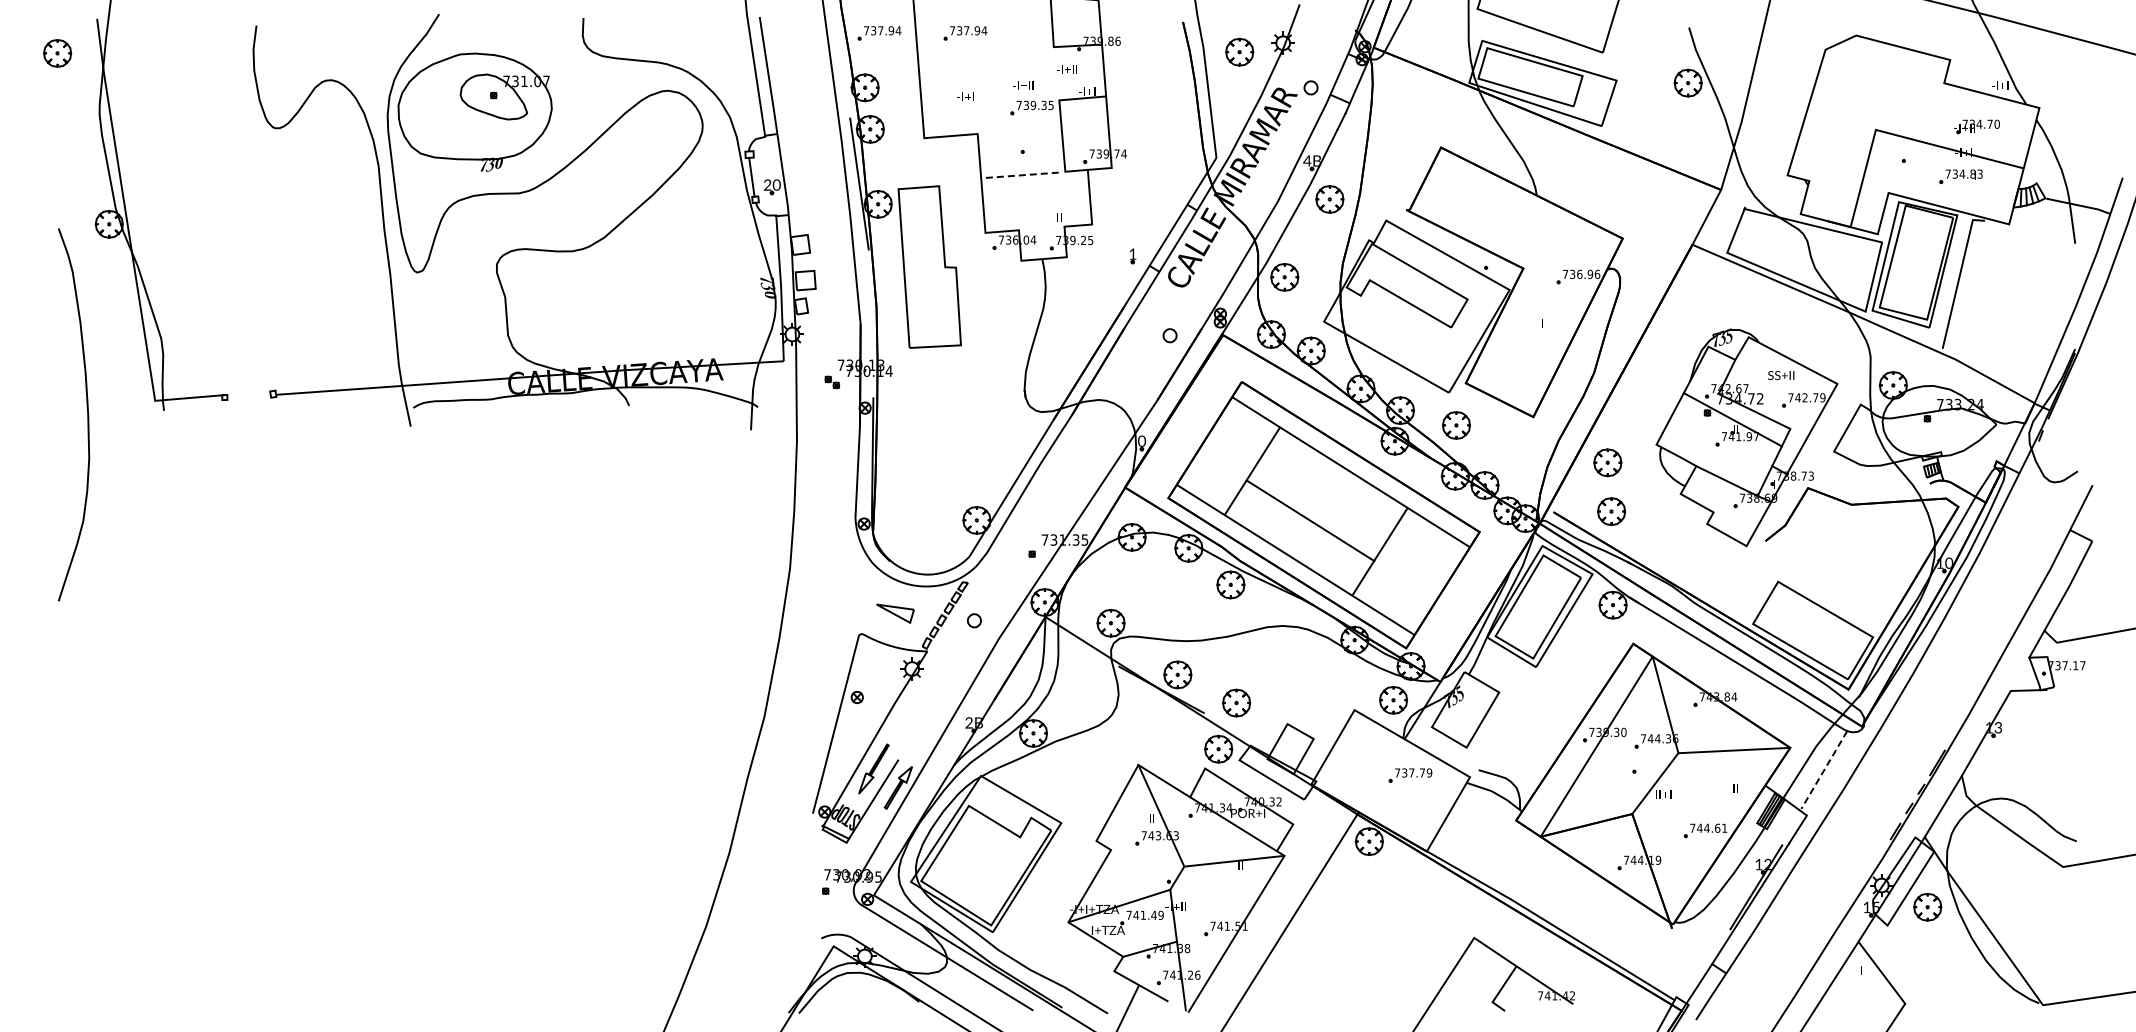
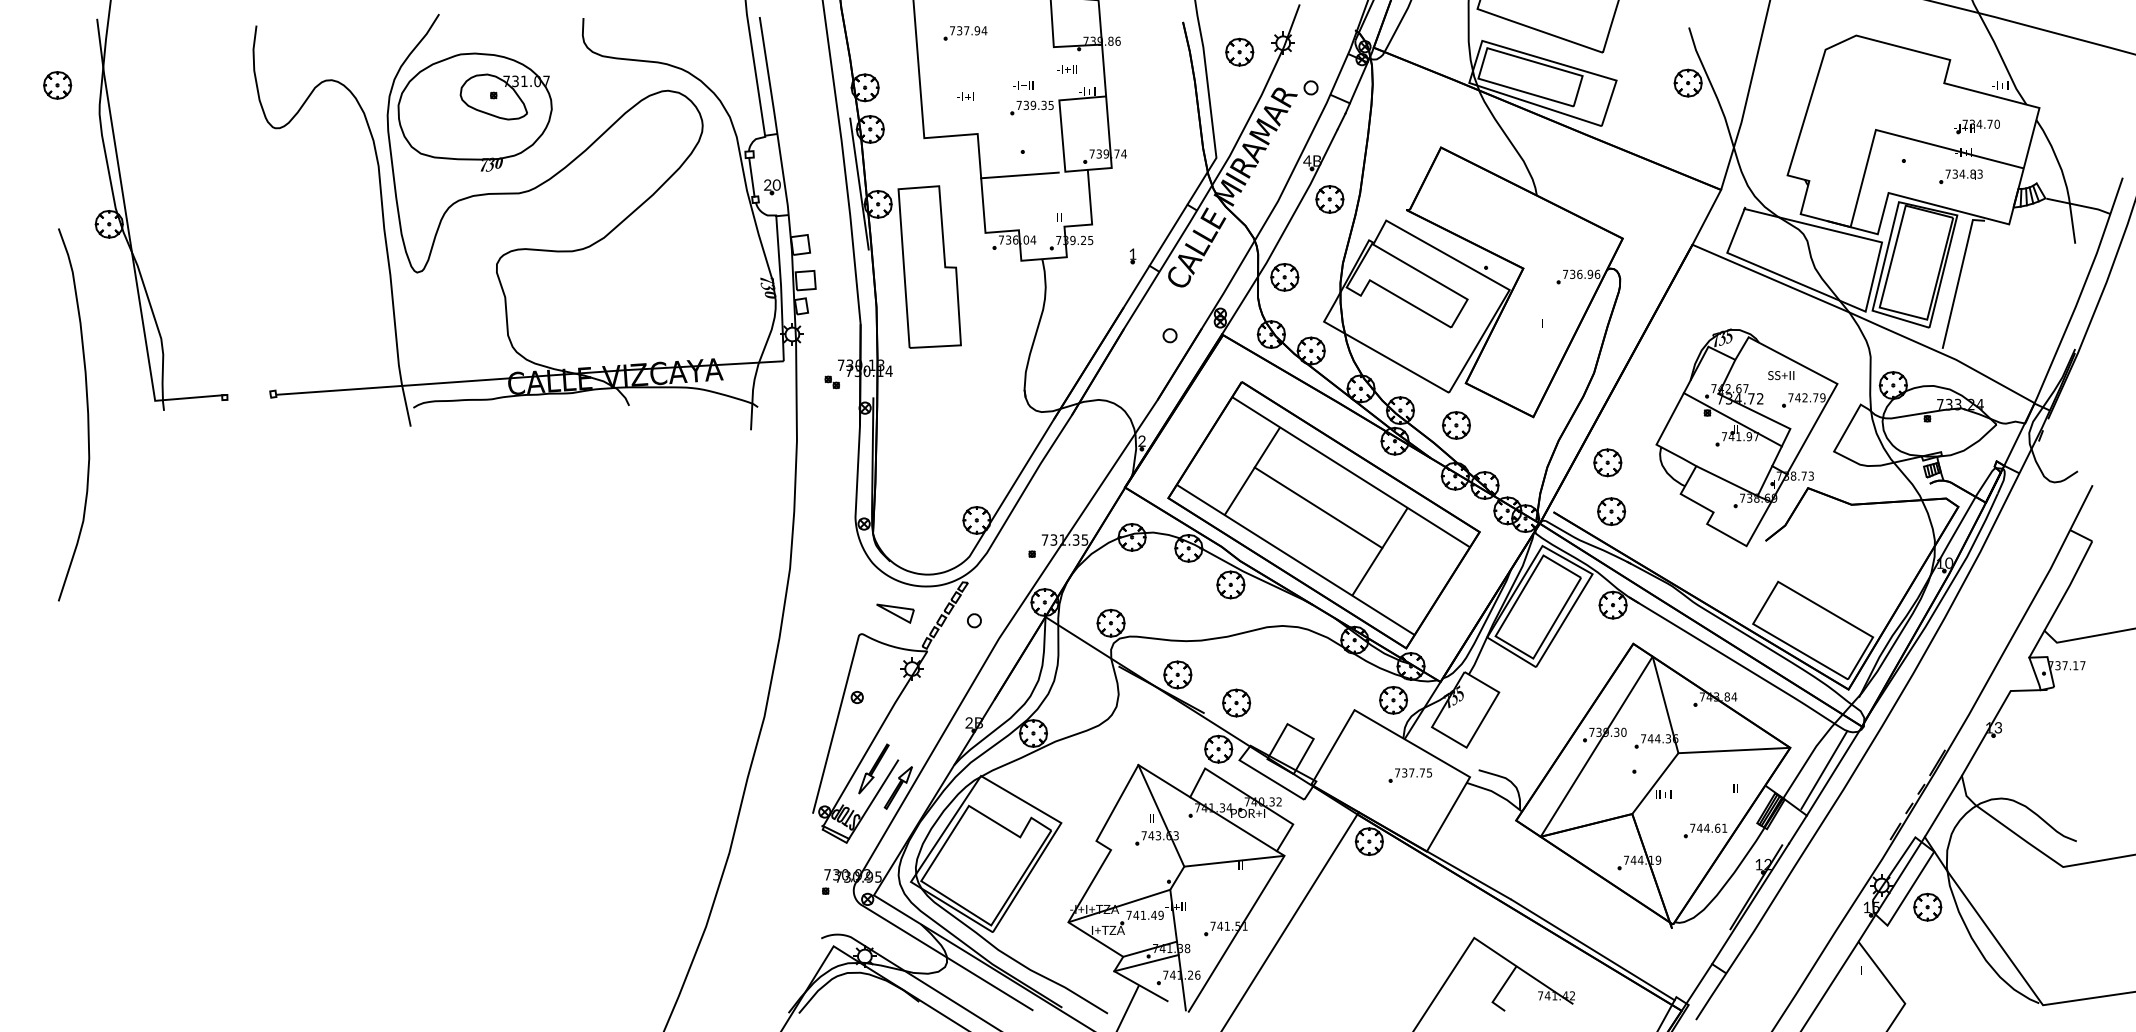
part: present -> none (879, 33)
part position: (57, 53) -> (57, 85) (57, 85)
line: dashed -> solid (1019, 175)
text: 0 -> 2 (1142, 441)
line position: (1310, 520) -> (1318, 507) (1318, 507)
line: dashed -> solid (1824, 770)
line: none -> present (1834, 770)
text: 737.79 -> 737.75 (1429, 772)
line: none -> present (1146, 962)
